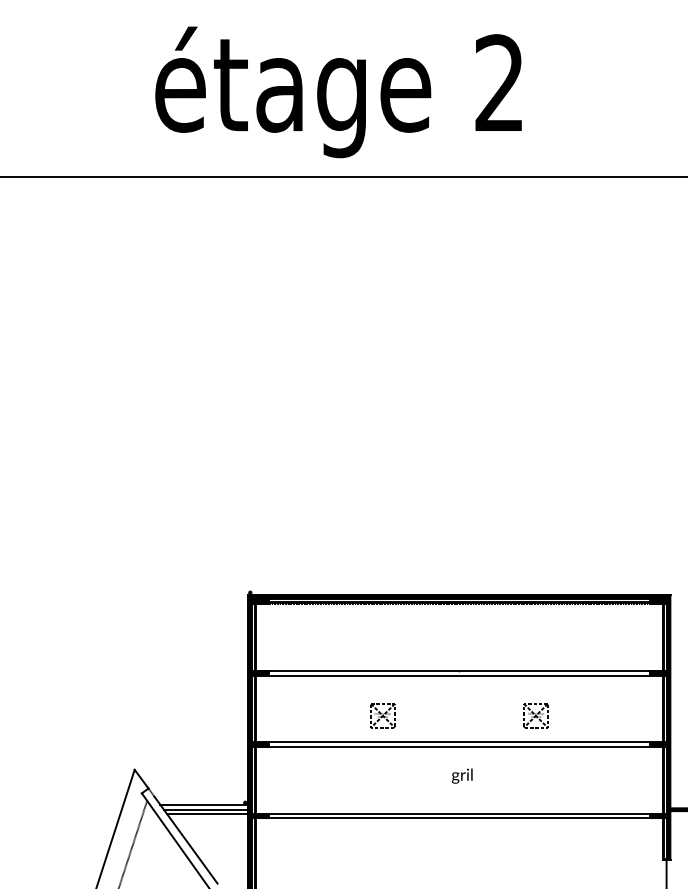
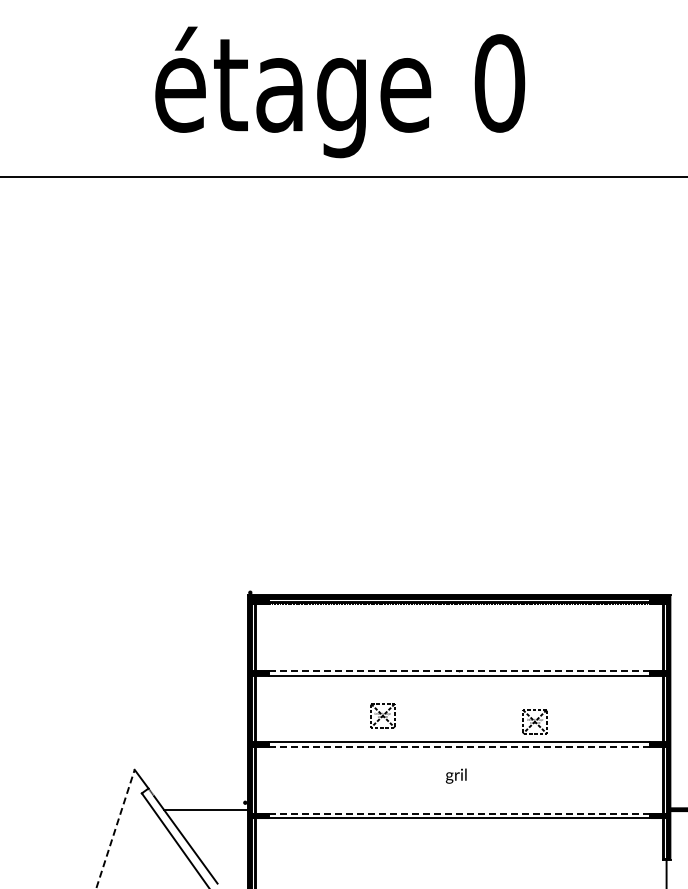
text: 2 -> 0 (499, 83)
line: solid -> dashed (459, 670)
part position: (535, 715) -> (534, 721) (534, 721)
line: solid -> dashed (459, 747)
text position: (461, 775) -> (455, 775) (455, 775)
line: present -> none (203, 804)
line: solid -> dashed (459, 813)
line: present -> none (207, 814)
line: solid -> dashed (115, 828)
line: present -> none (133, 842)
